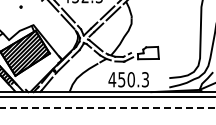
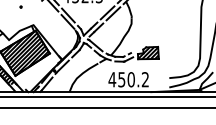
hatch: none -> present (148, 53)
text: 450.3 -> 450.2 (145, 79)
line: dashed -> solid (108, 108)
